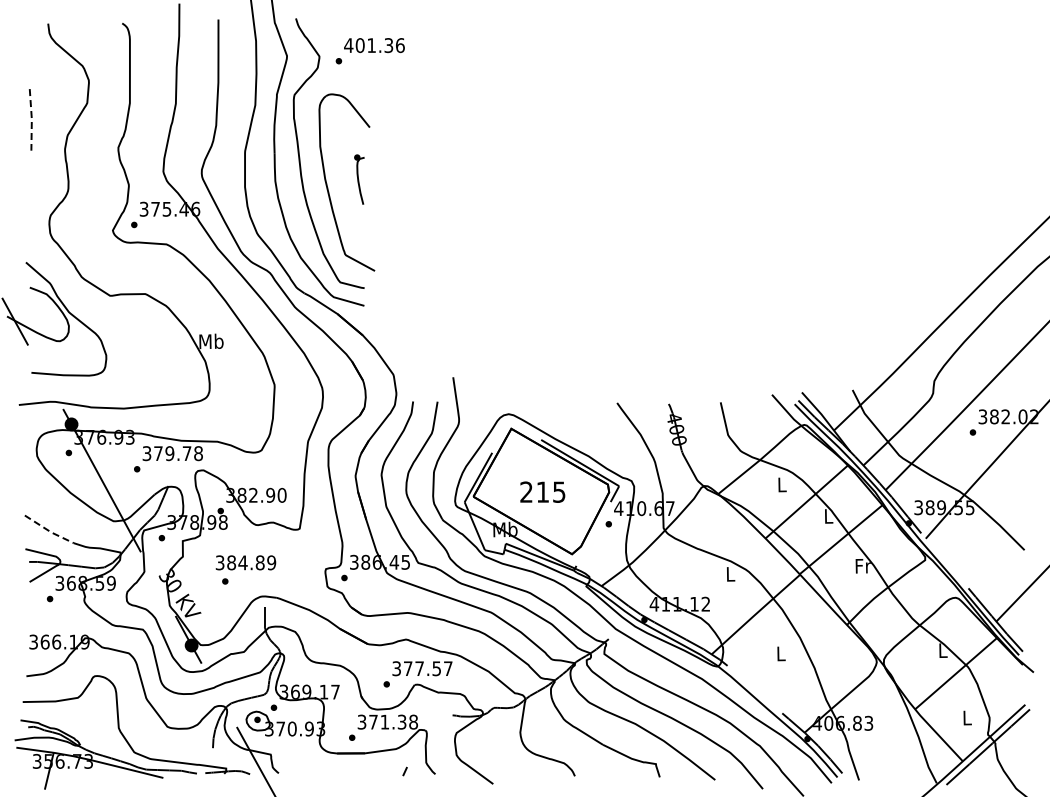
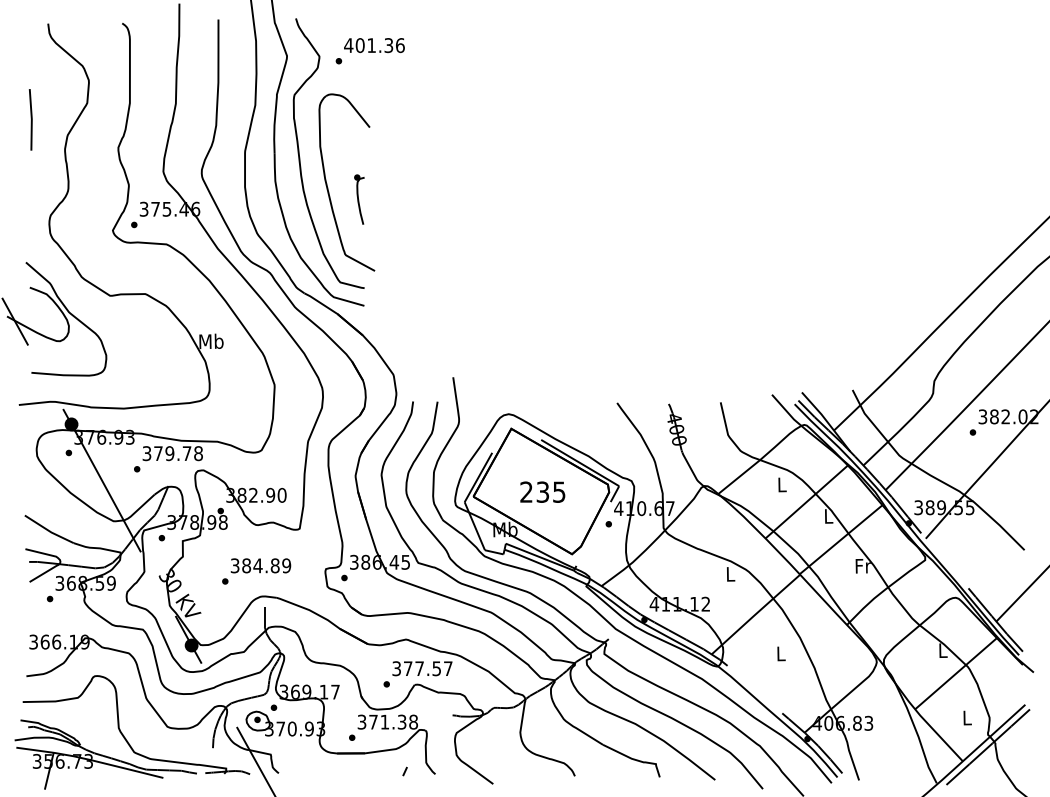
line: dashed -> solid (31, 119)
part position: (359, 179) -> (359, 199) (359, 199)
text: 215 -> 235 (542, 491)
line: dashed -> solid (49, 530)
text position: (245, 562) -> (260, 565) (260, 565)
